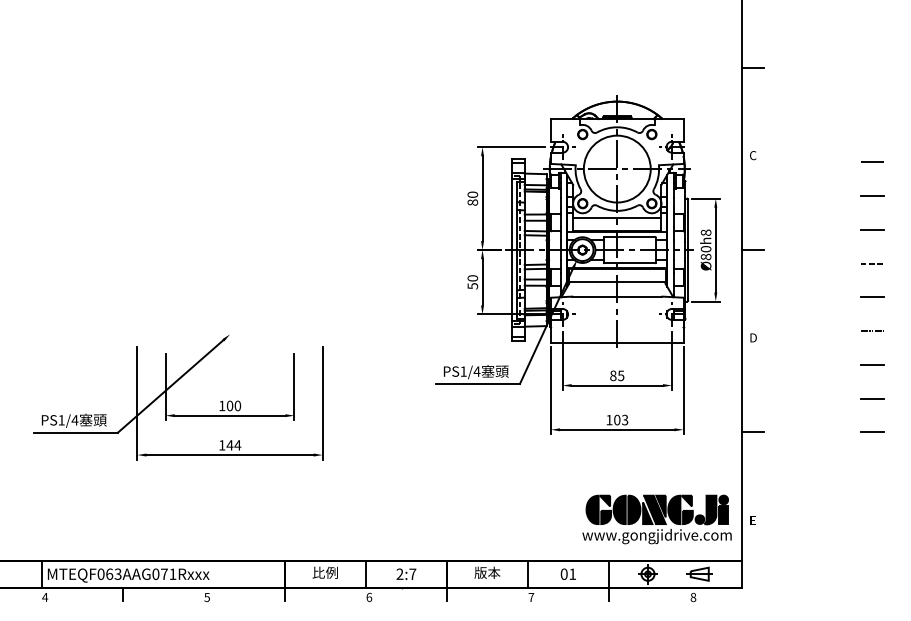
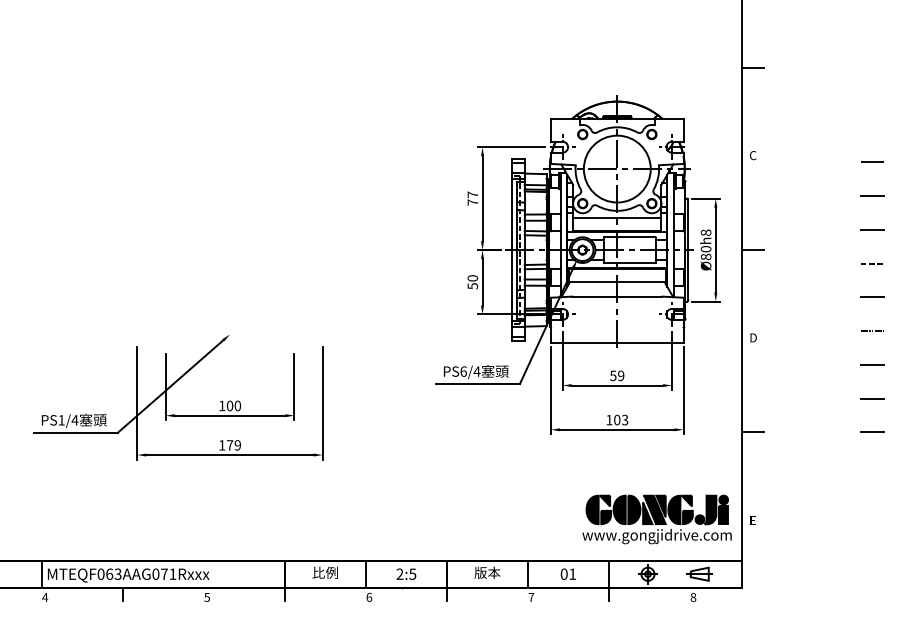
text: 80 -> 77 (472, 198)
text: PS1/4 -> PS6/4 (463, 371)
text: 85 -> 59 (617, 375)
text: 144 -> 179 (233, 445)
text: 2:7 -> 2:5 (412, 573)
